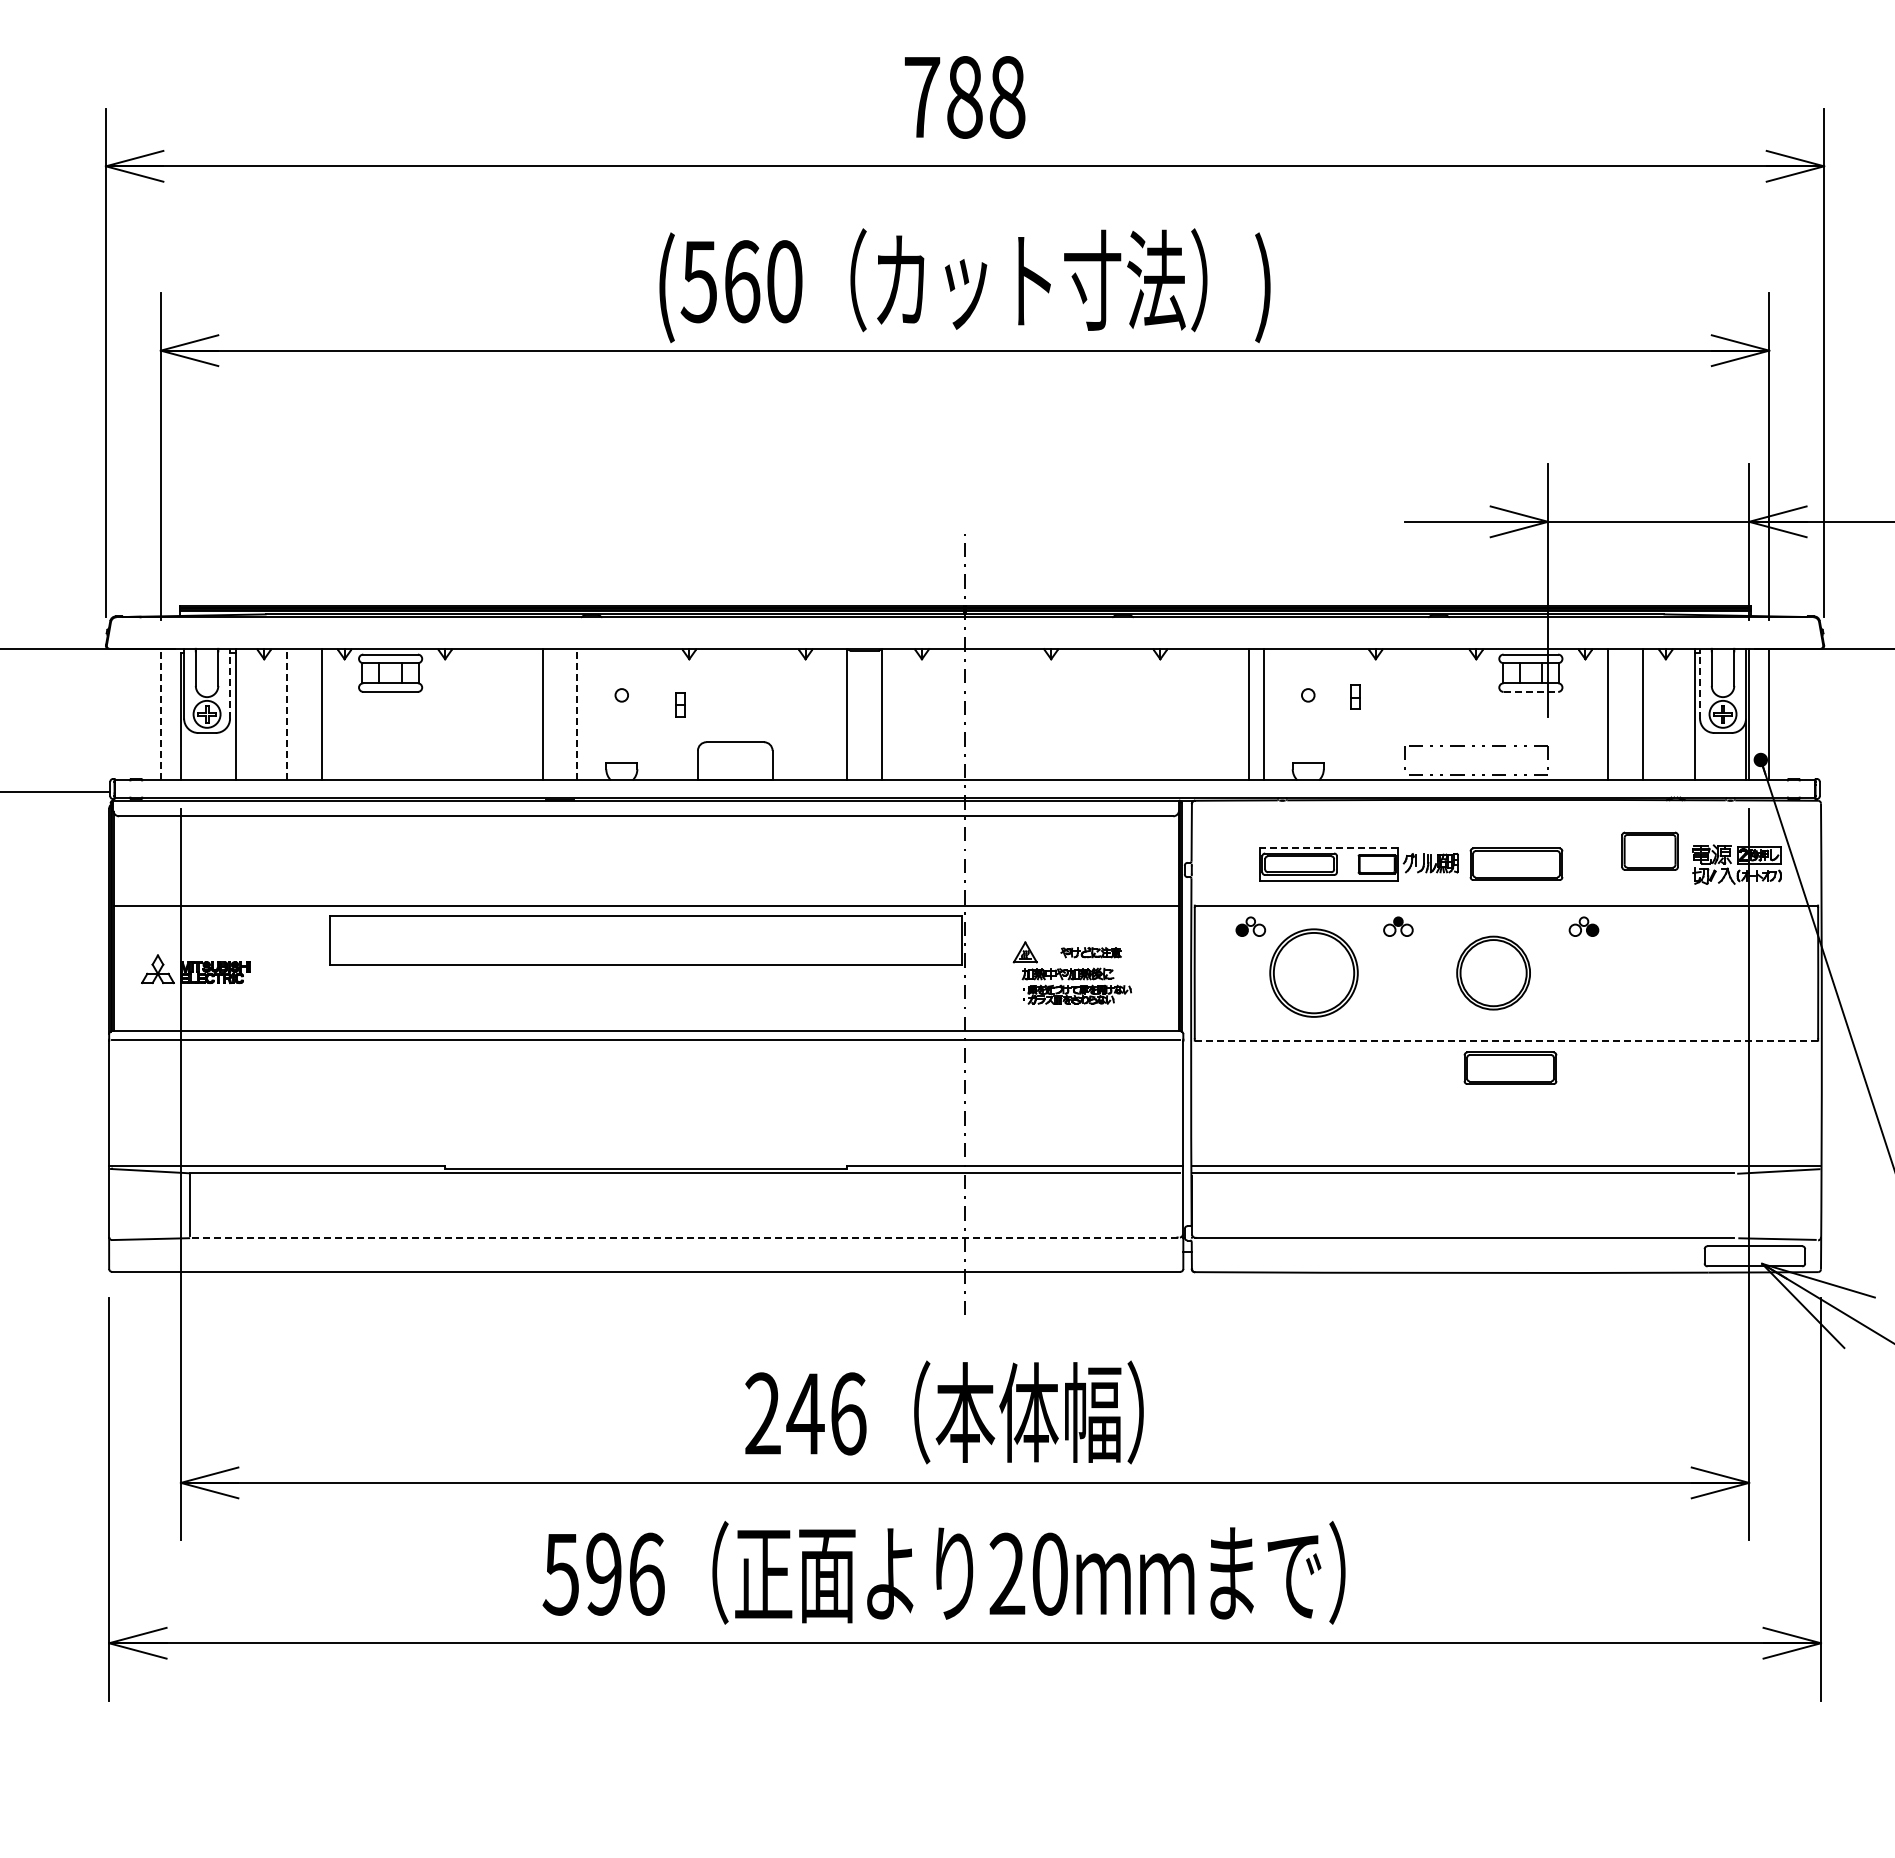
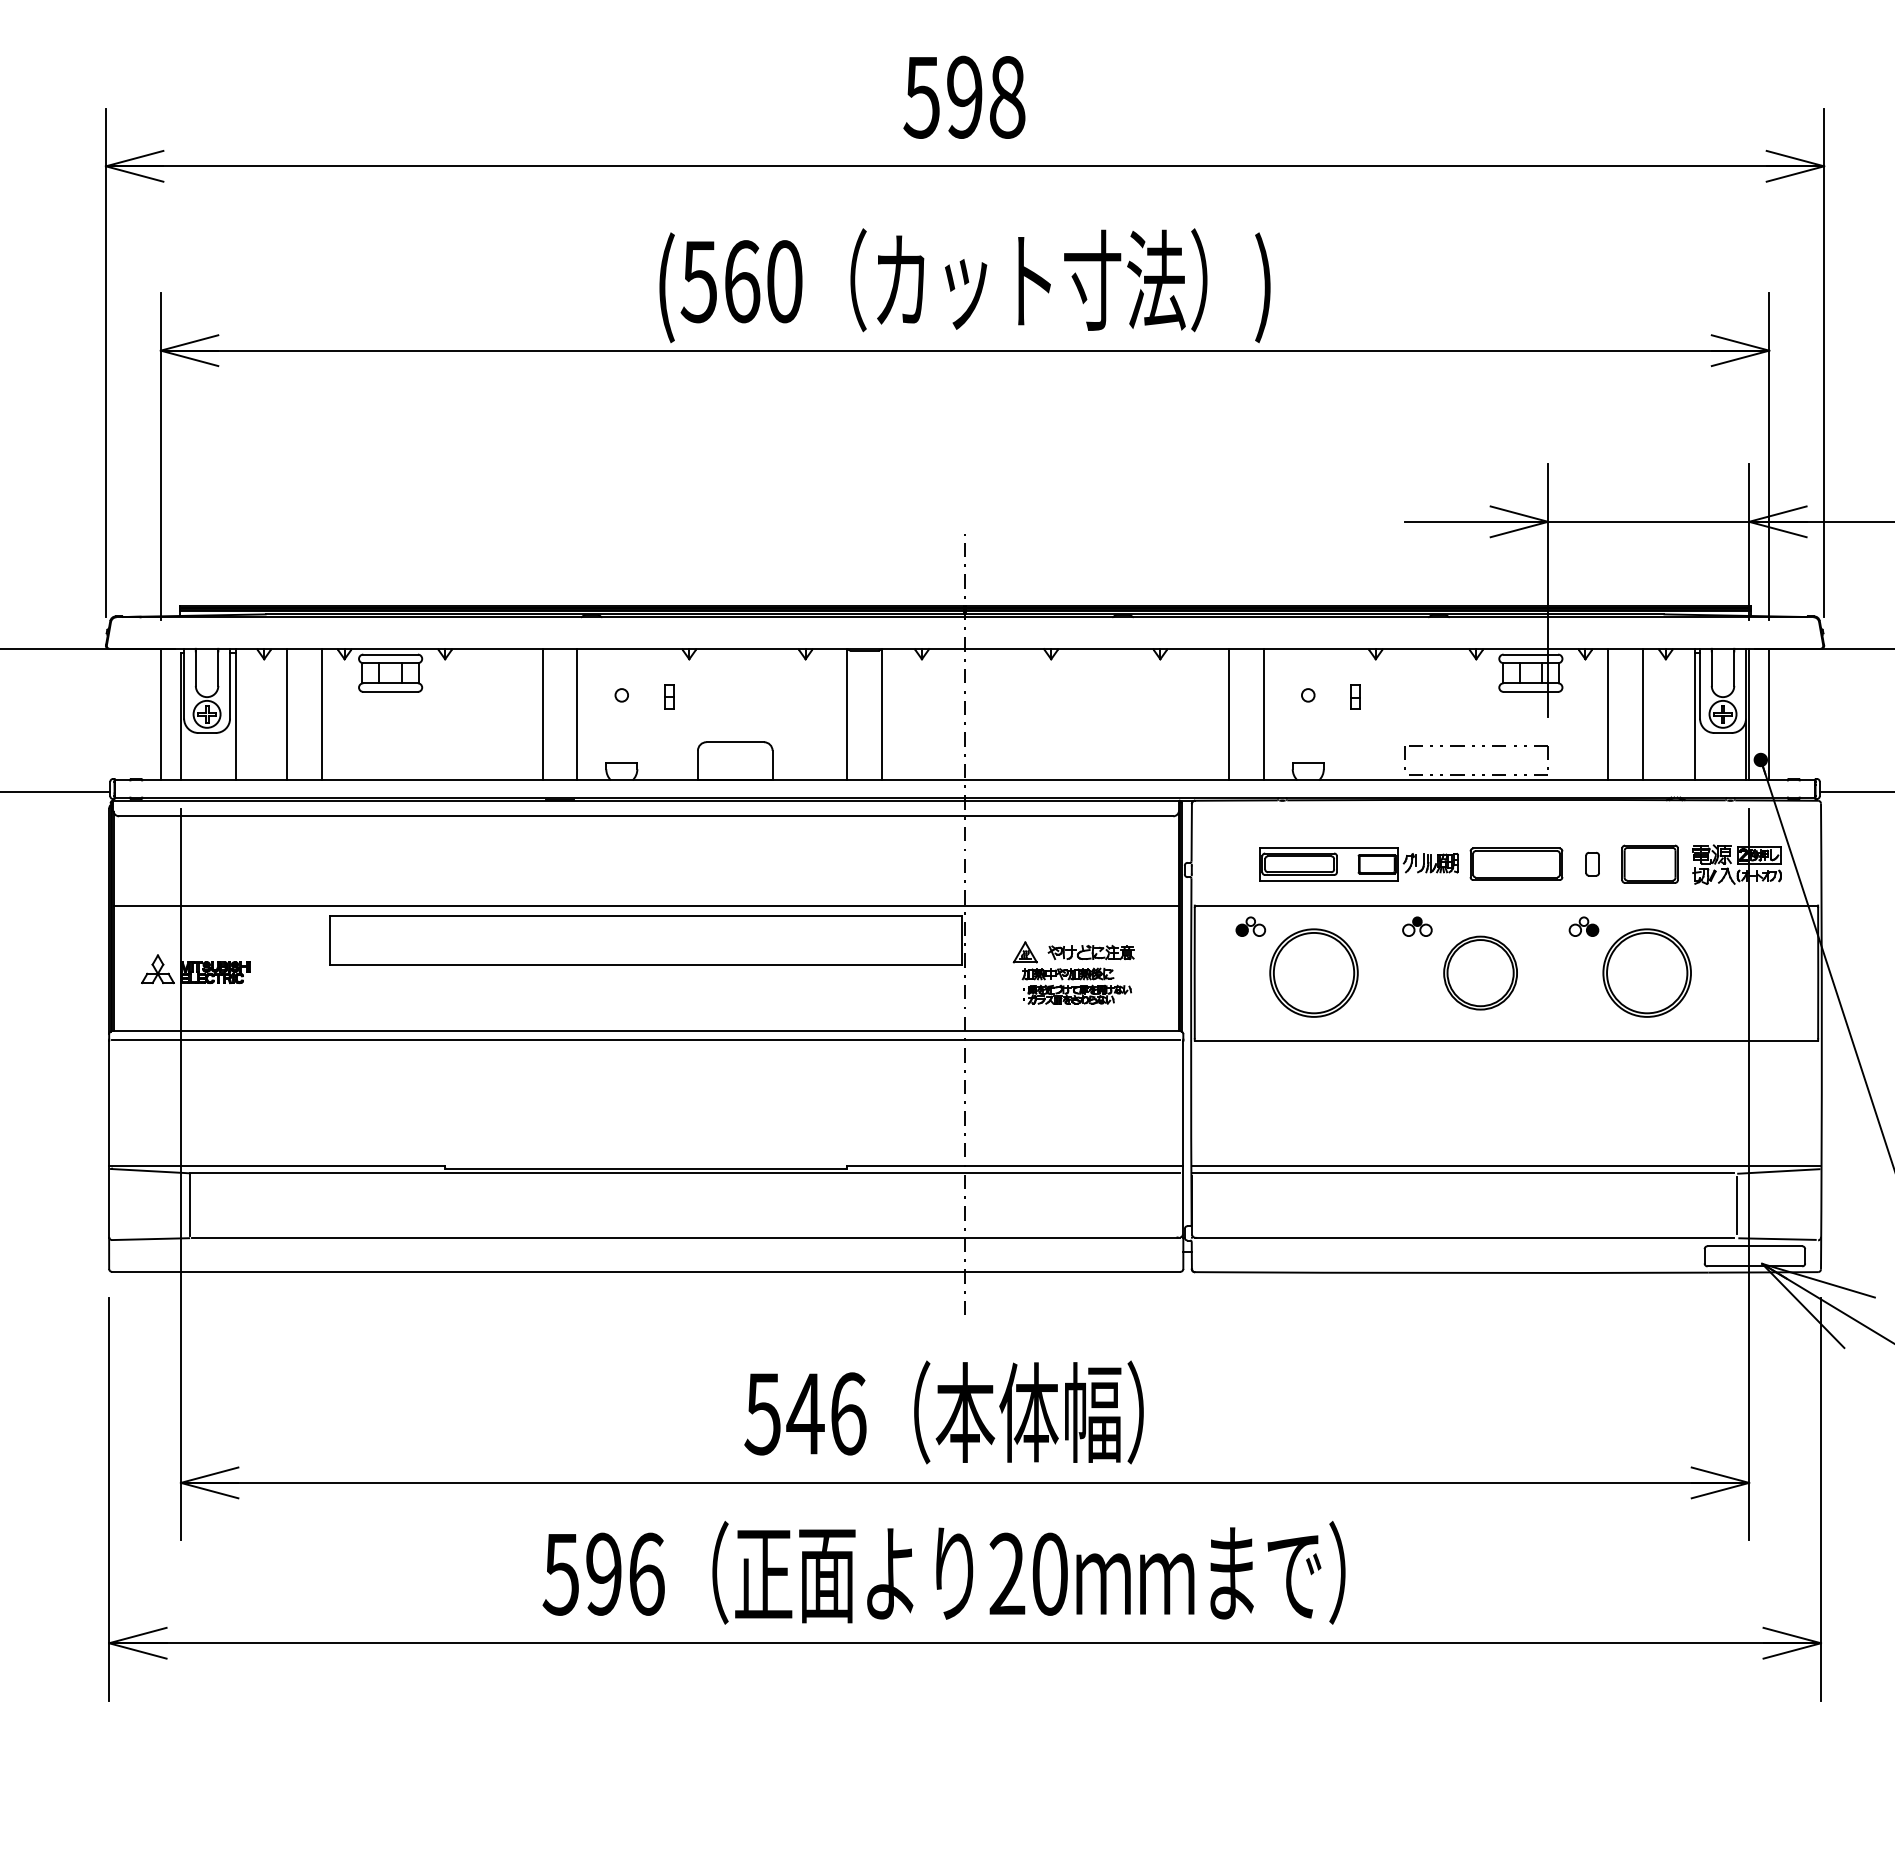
text: 788 -> 598 (942, 96)
line: dashed -> solid (230, 683)
line: dashed -> solid (1700, 683)
line: dashed -> solid (1531, 691)
part position: (680, 704) -> (669, 696) (669, 696)
line: dashed -> solid (160, 714)
line: dashed -> solid (287, 714)
line: dashed -> solid (577, 714)
line position: (1249, 714) -> (1229, 714) (1229, 714)
line: none -> present (1855, 792)
line: dashed -> solid (1329, 847)
part position: (1649, 850) -> (1649, 863) (1649, 863)
part: none -> present (1592, 863)
part position: (1398, 926) -> (1417, 926) (1417, 926)
part size: 62x12 px -> 88x16 px (1090, 952)
part position: (1493, 972) -> (1480, 972) (1480, 972)
part: none -> present (1646, 972)
line: dashed -> solid (1506, 1040)
part: present -> none (1510, 1067)
line: none -> present (1737, 1205)
line: dashed -> solid (686, 1237)
text: 246 -> 546 (762, 1413)
